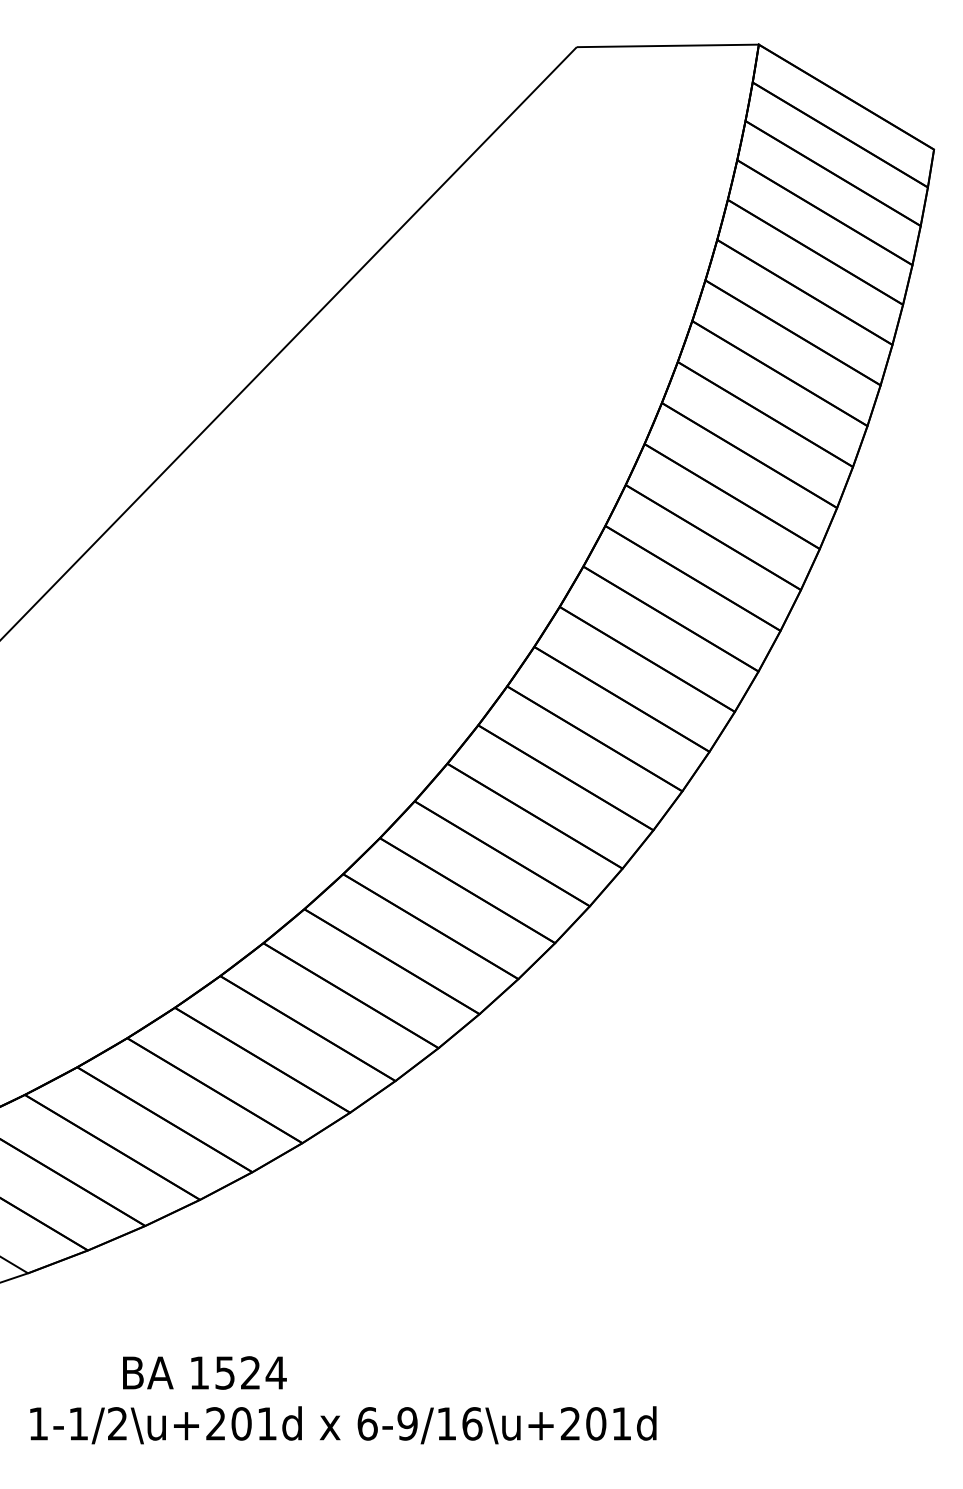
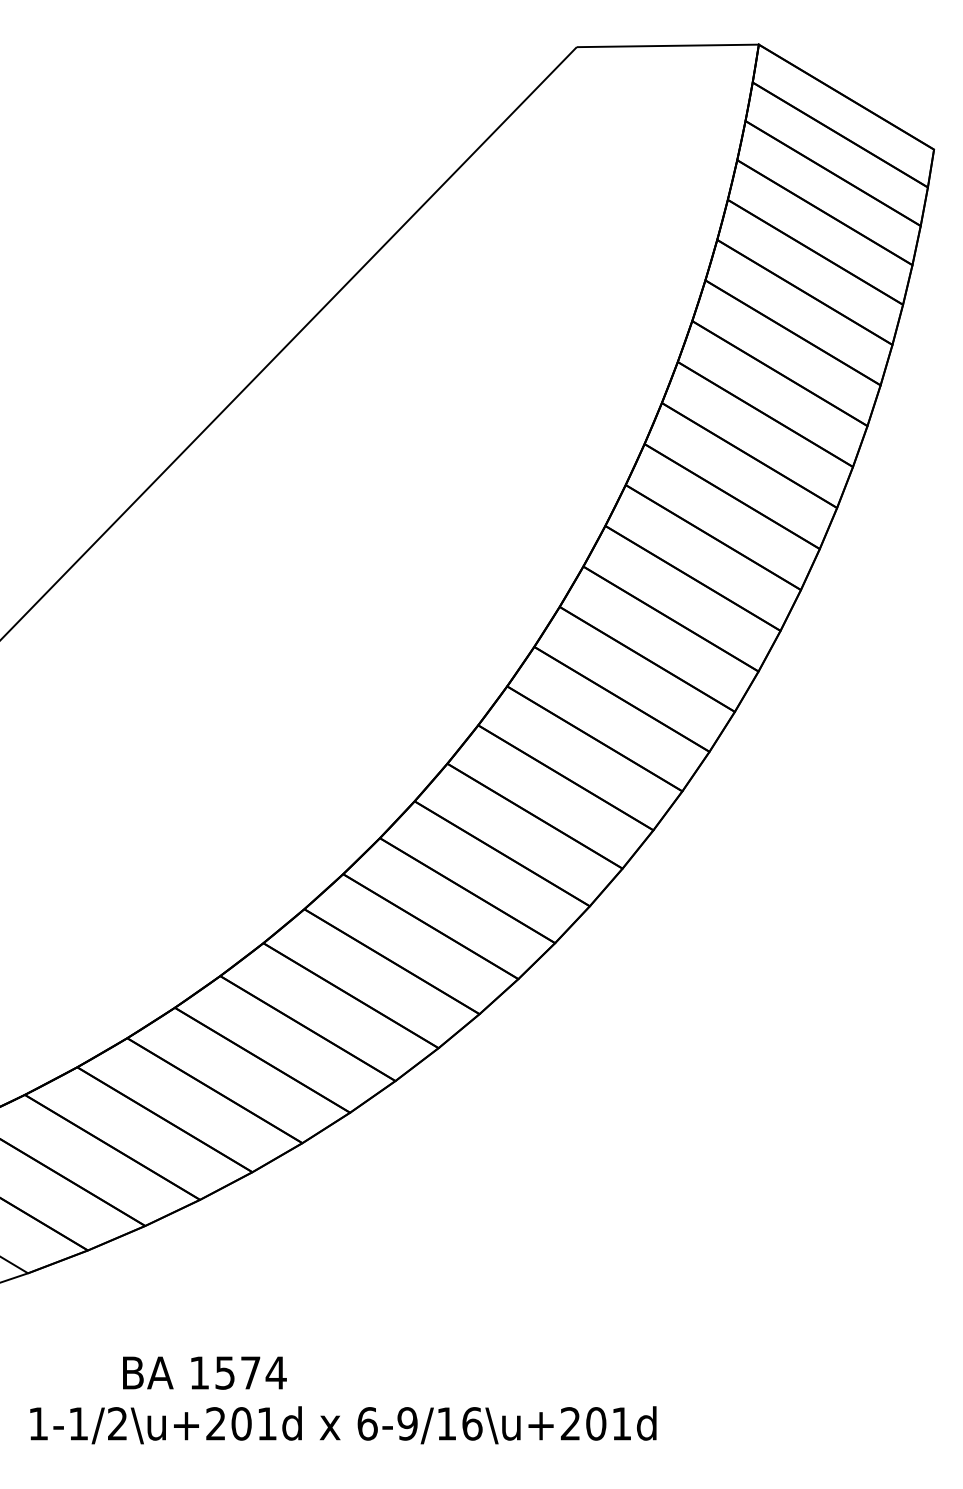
text: 1524 -> 1574 (250, 1372)
